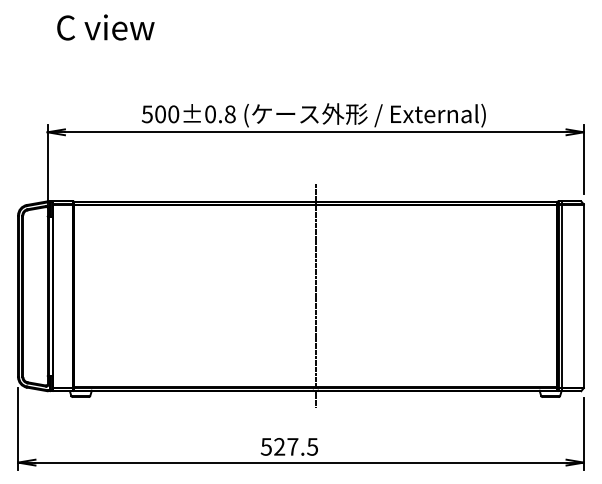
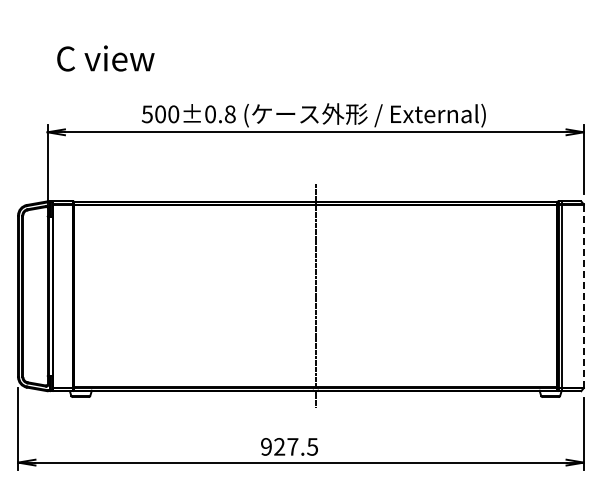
text position: (105, 27) -> (105, 58) (105, 58)
line: solid -> dashed (583, 296)
text: 527.5 -> 927.5 (265, 446)
